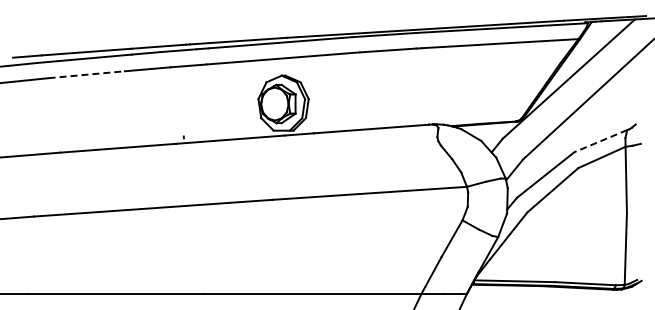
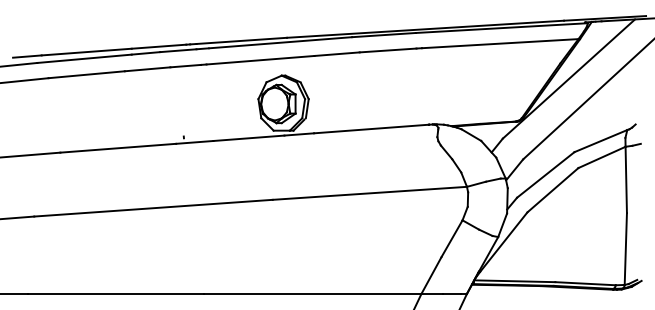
line: dashed -> solid (87, 74)
line: dashed -> solid (600, 141)
